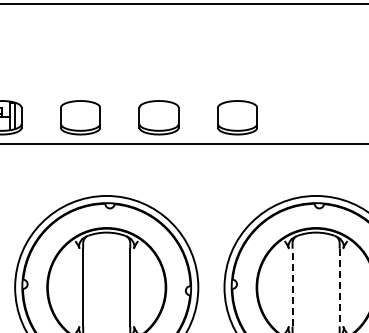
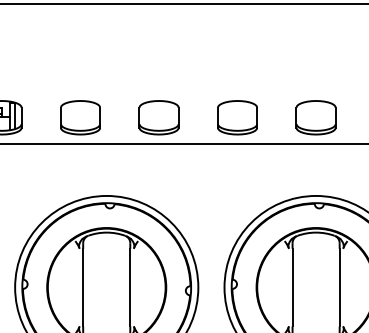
part: none -> present (315, 117)
line: dashed -> solid (292, 287)
line: dashed -> solid (339, 287)
